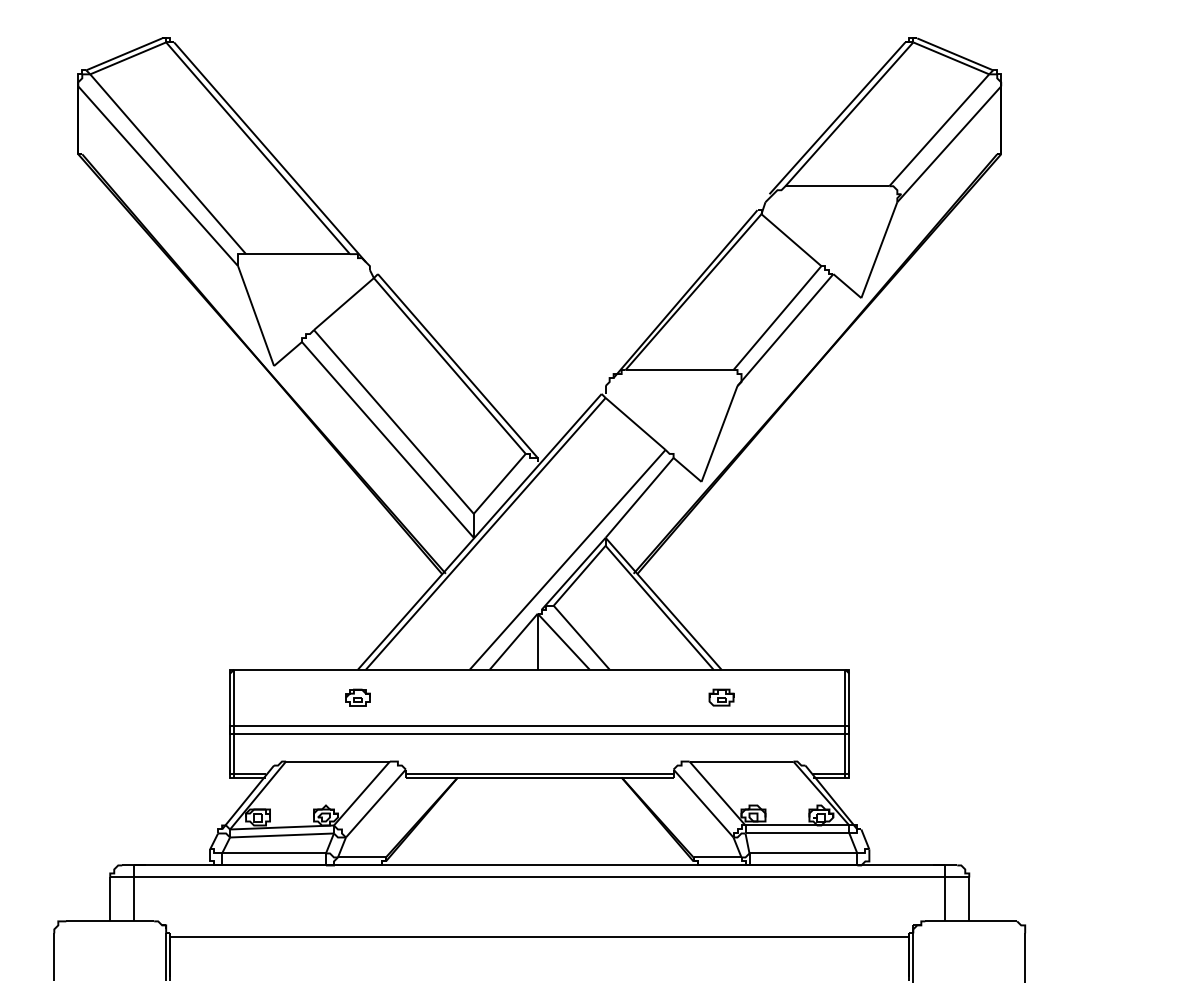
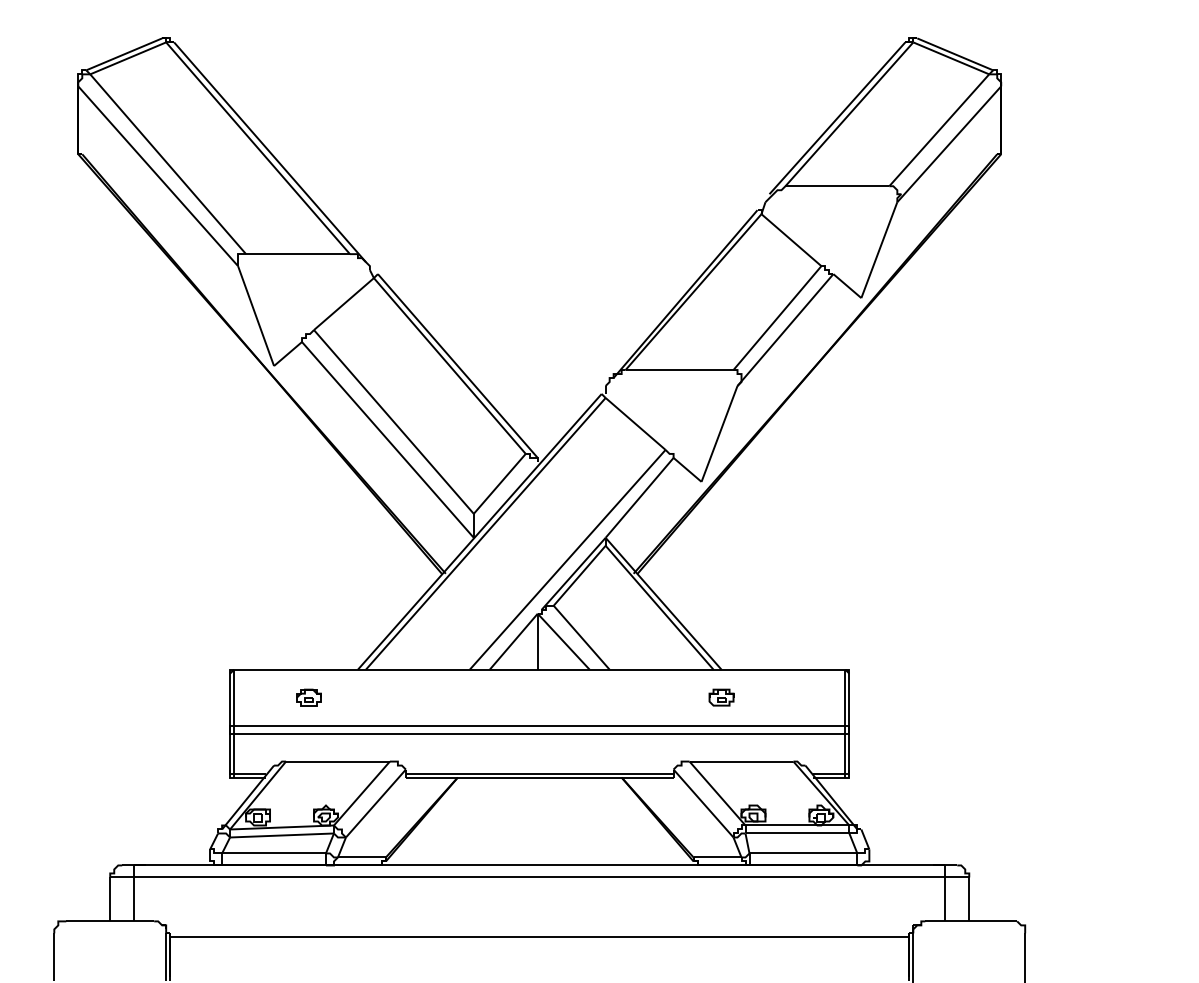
part position: (357, 697) -> (308, 697) (308, 697)
